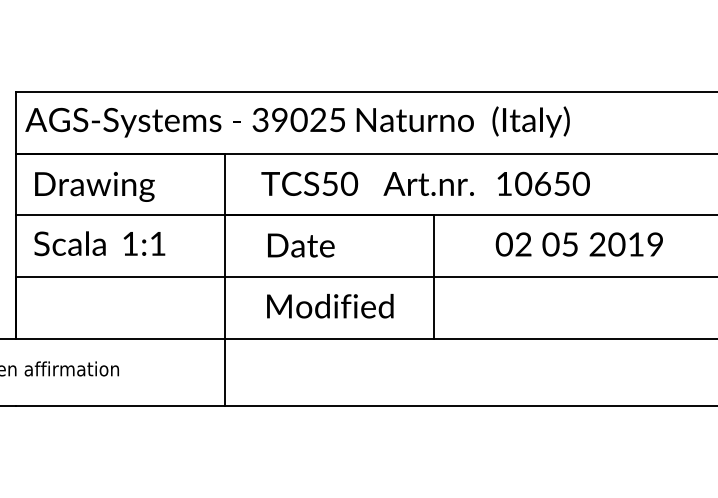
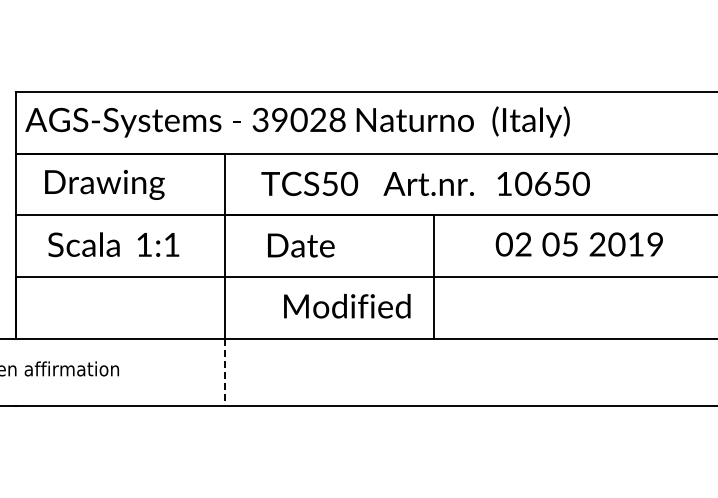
text: 39025 -> 39028 (337, 119)
text position: (94, 186) -> (104, 184) (104, 184)
text position: (99, 243) -> (113, 244) (113, 244)
text position: (330, 306) -> (347, 306) (347, 306)
line: solid -> dashed (224, 372)
